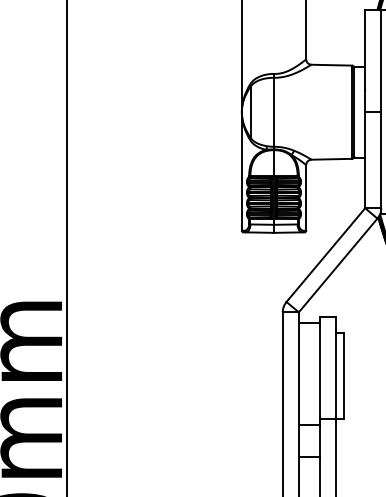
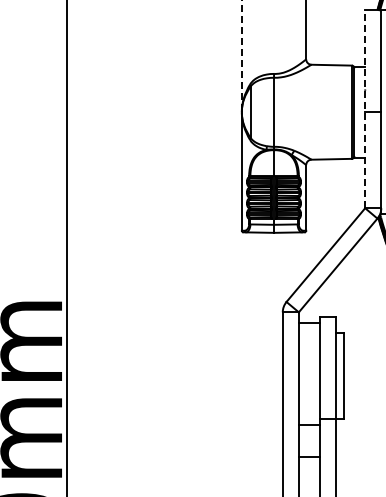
line: solid -> dashed (241, 56)
line: solid -> dashed (365, 109)
